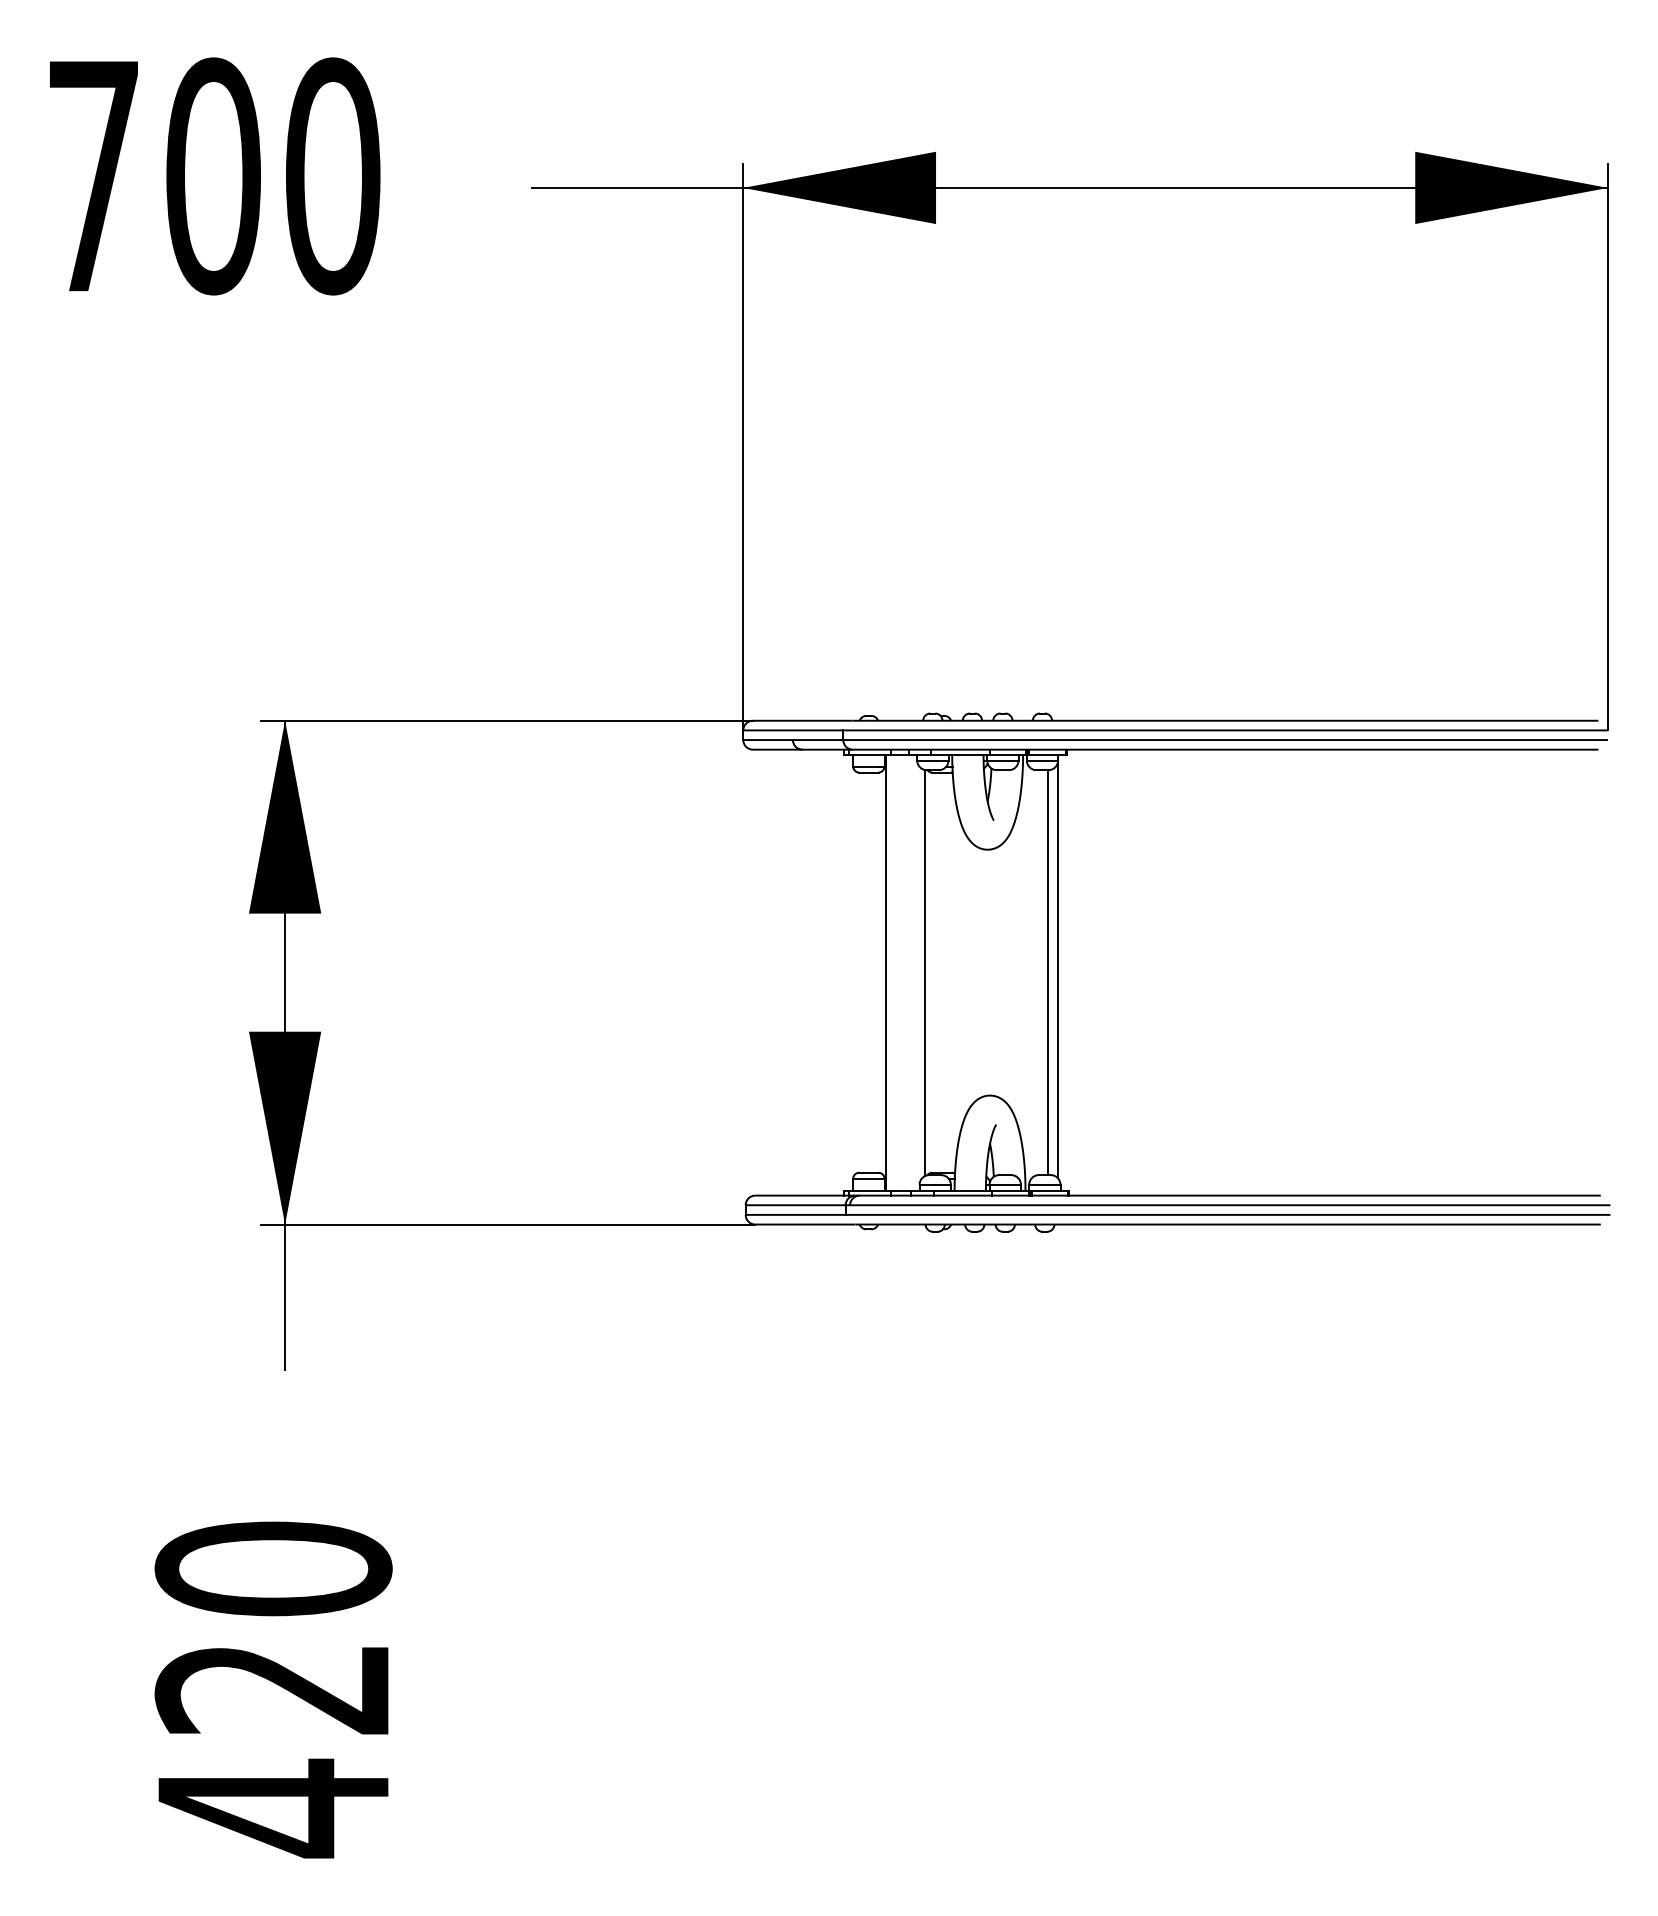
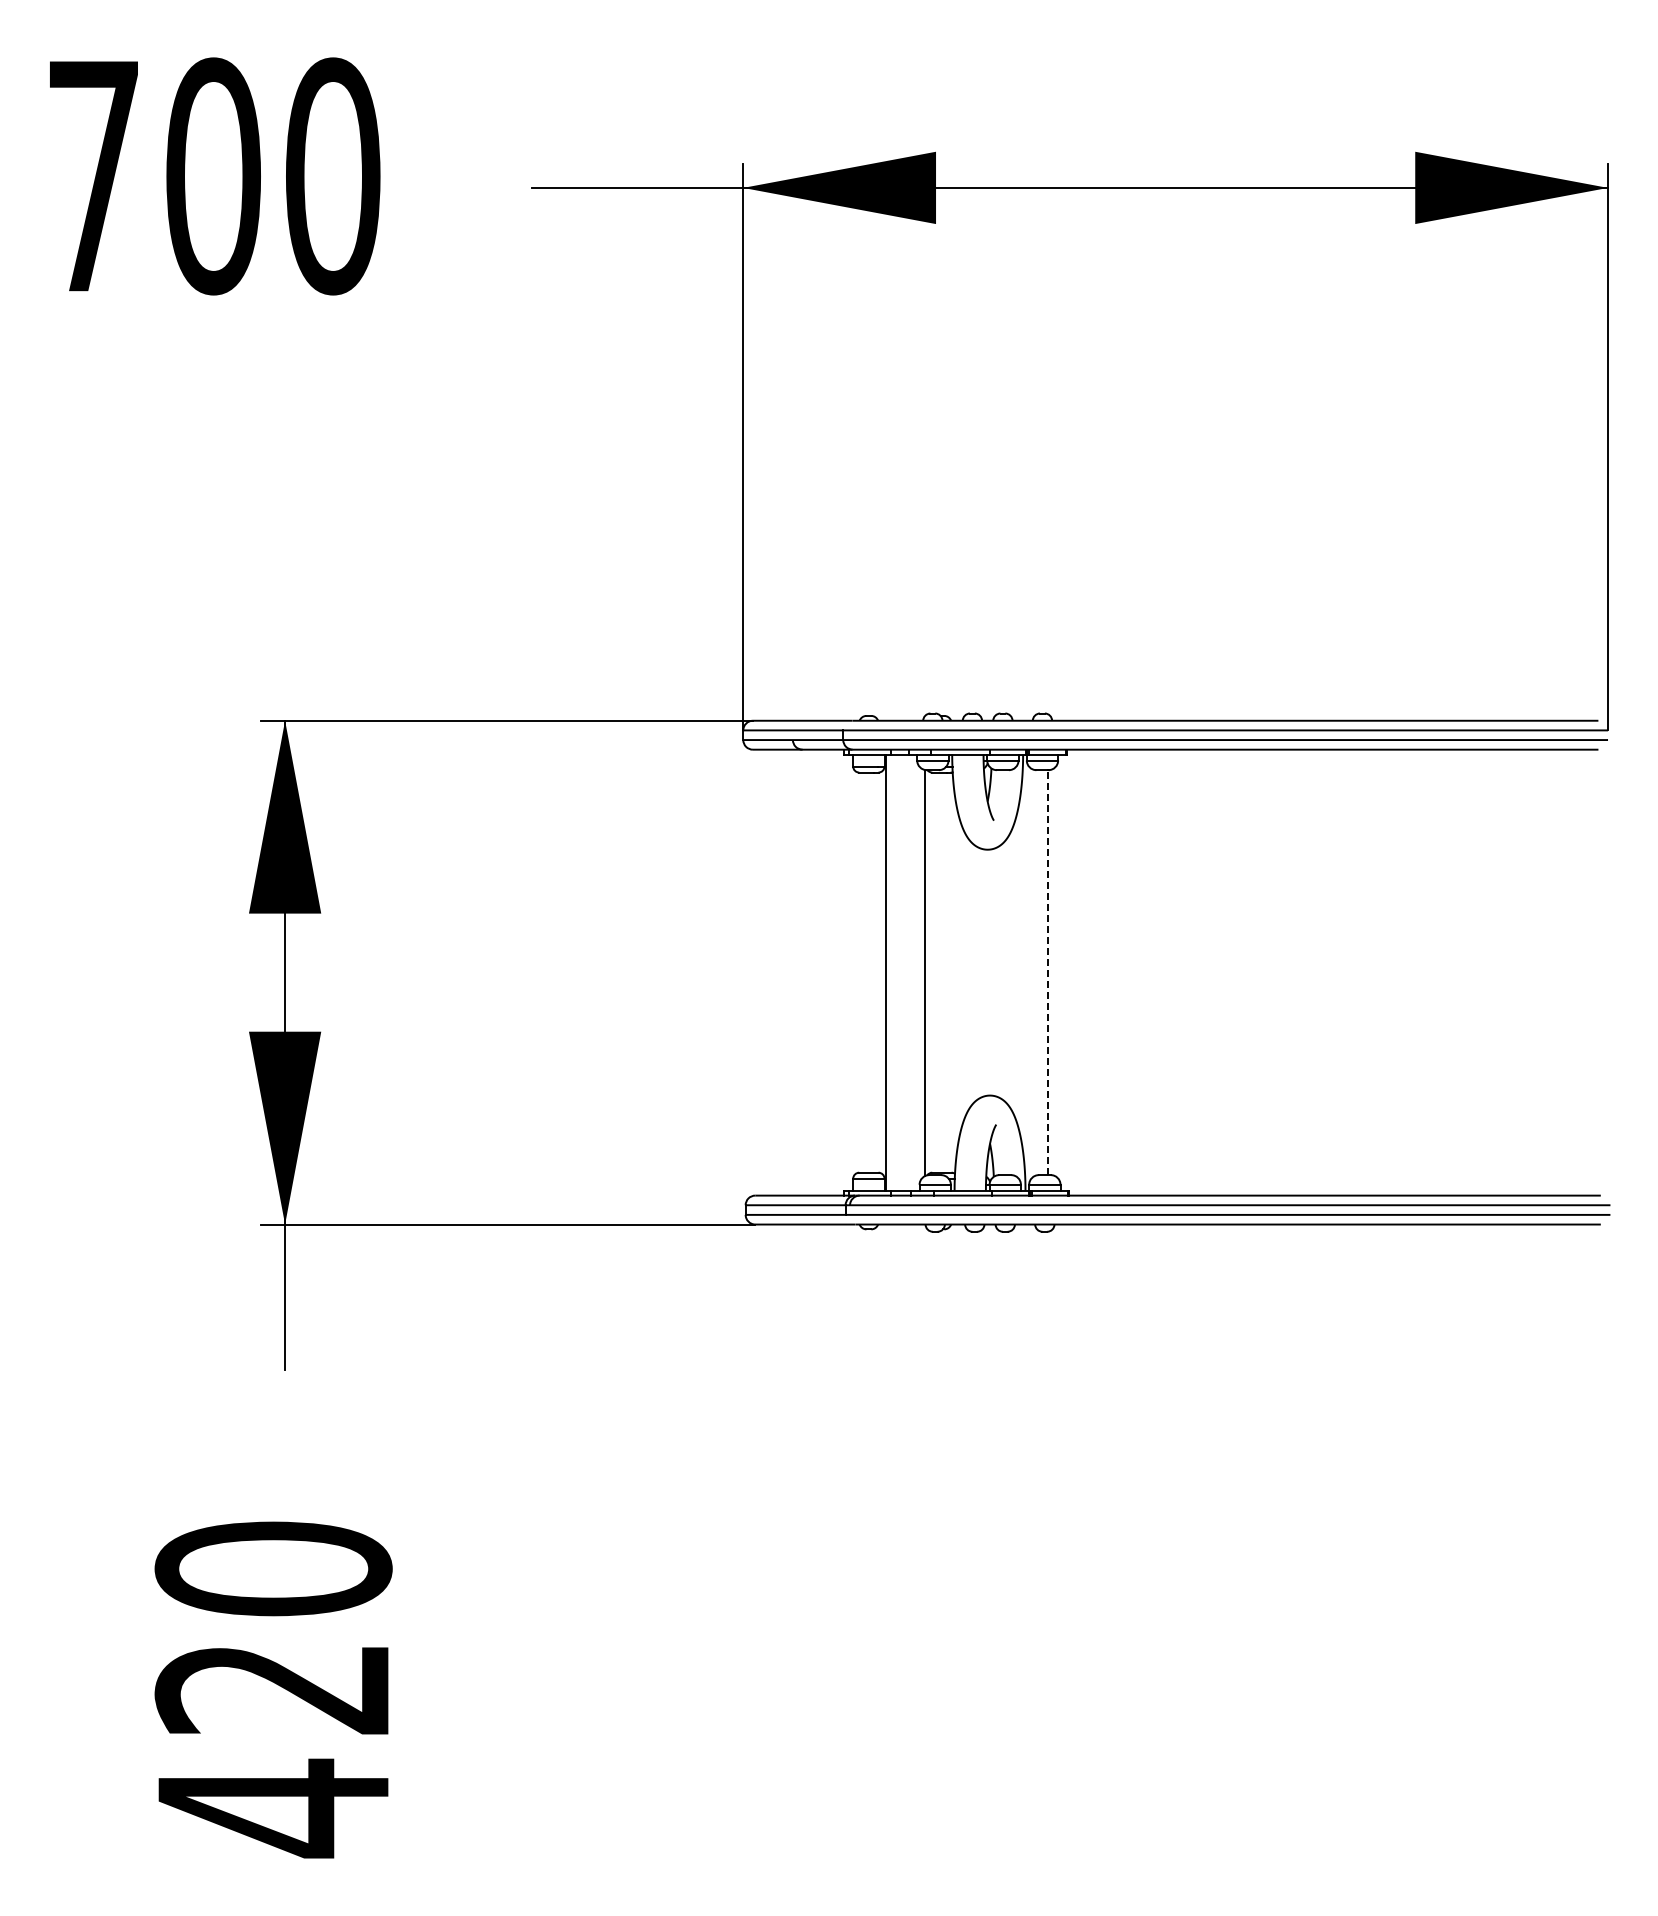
line: present -> none (1057, 970)
line: solid -> dashed (1048, 972)
